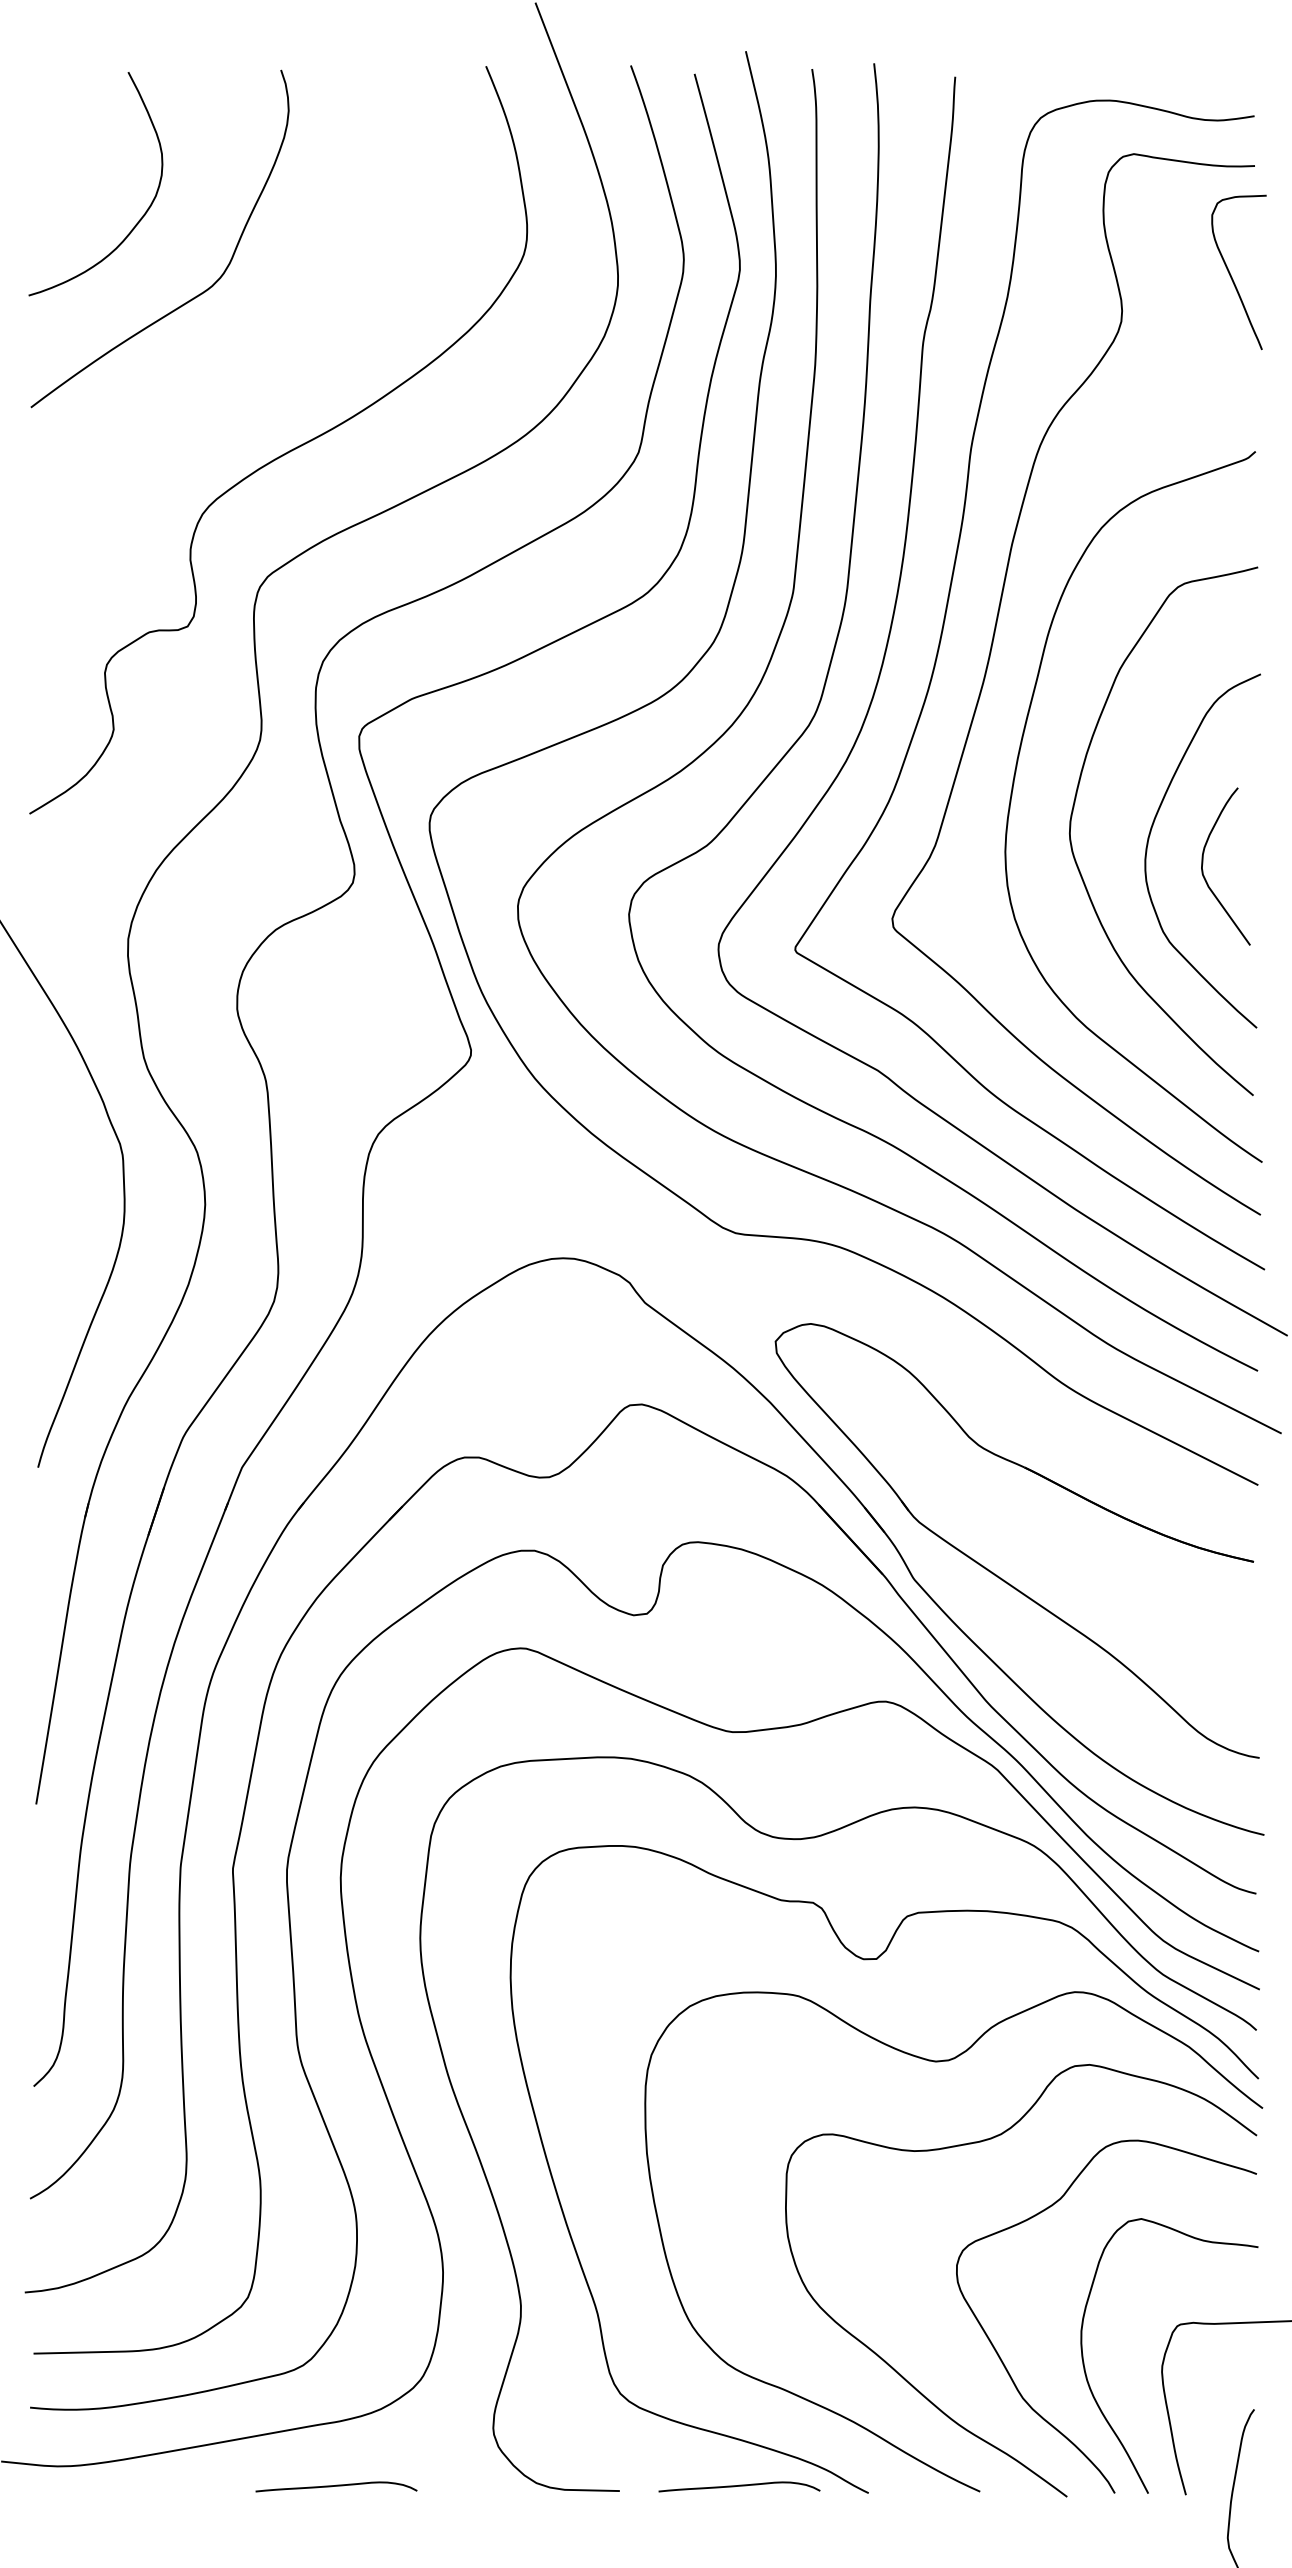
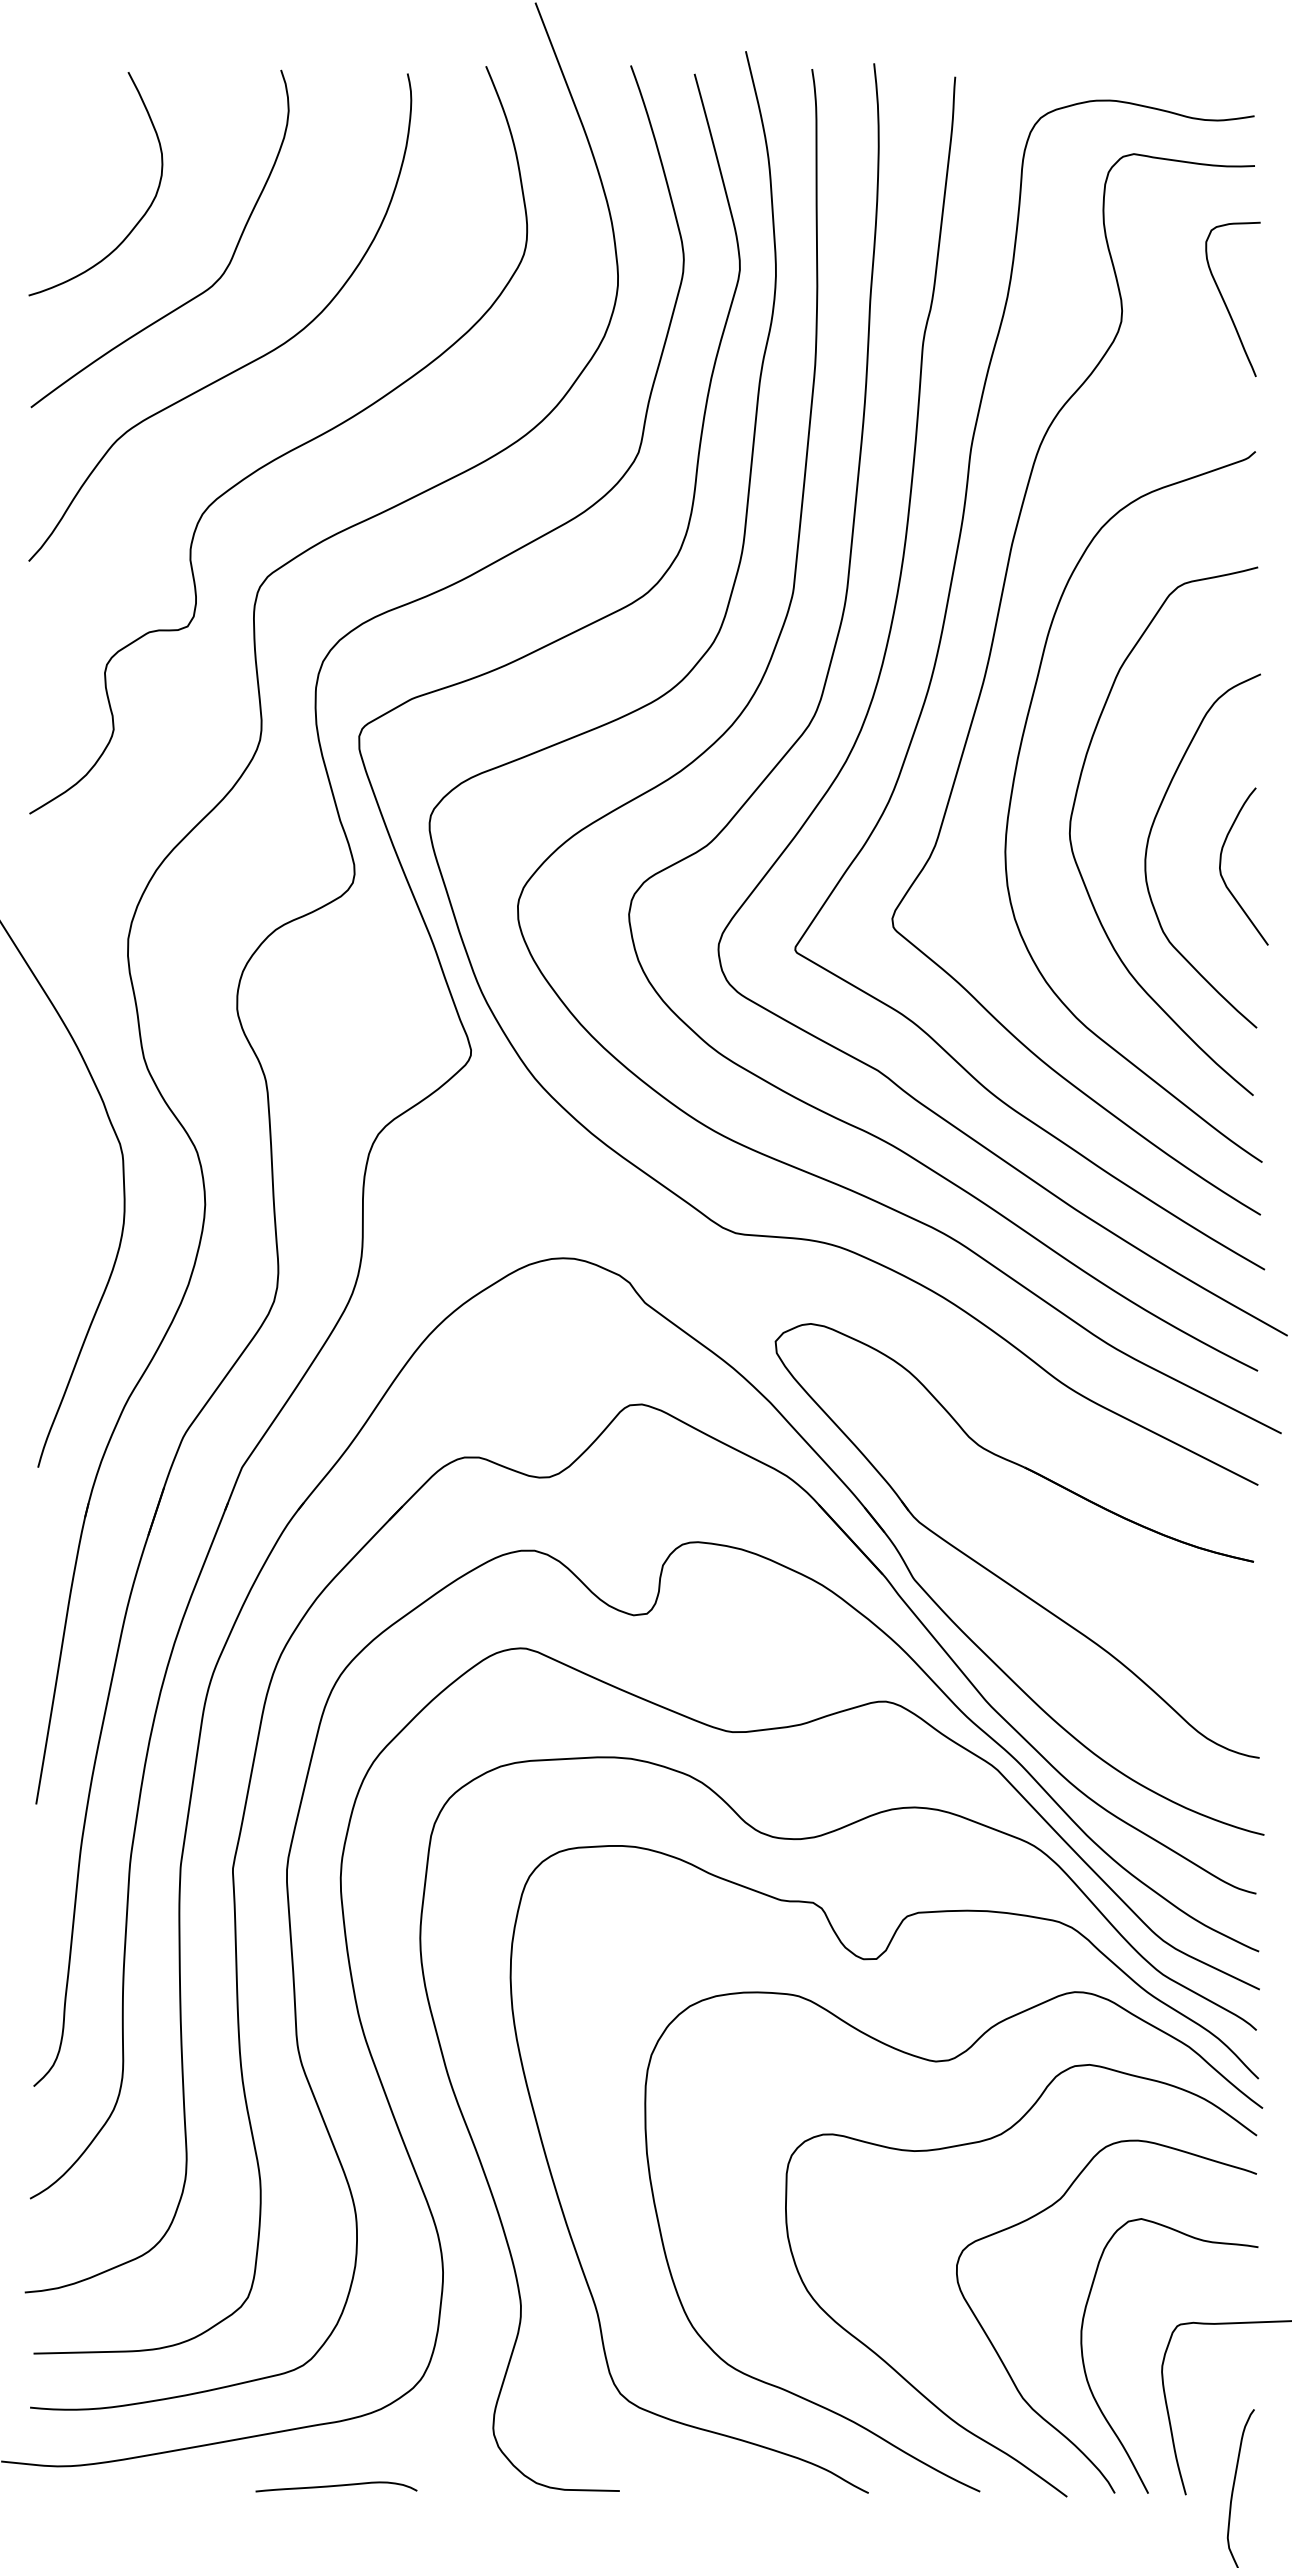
curve position: (1231, 274) -> (1225, 301) (1225, 301)
curve: none -> present (243, 365)
curve position: (1203, 864) -> (1221, 864) (1221, 864)
curve: present -> none (739, 2486)
